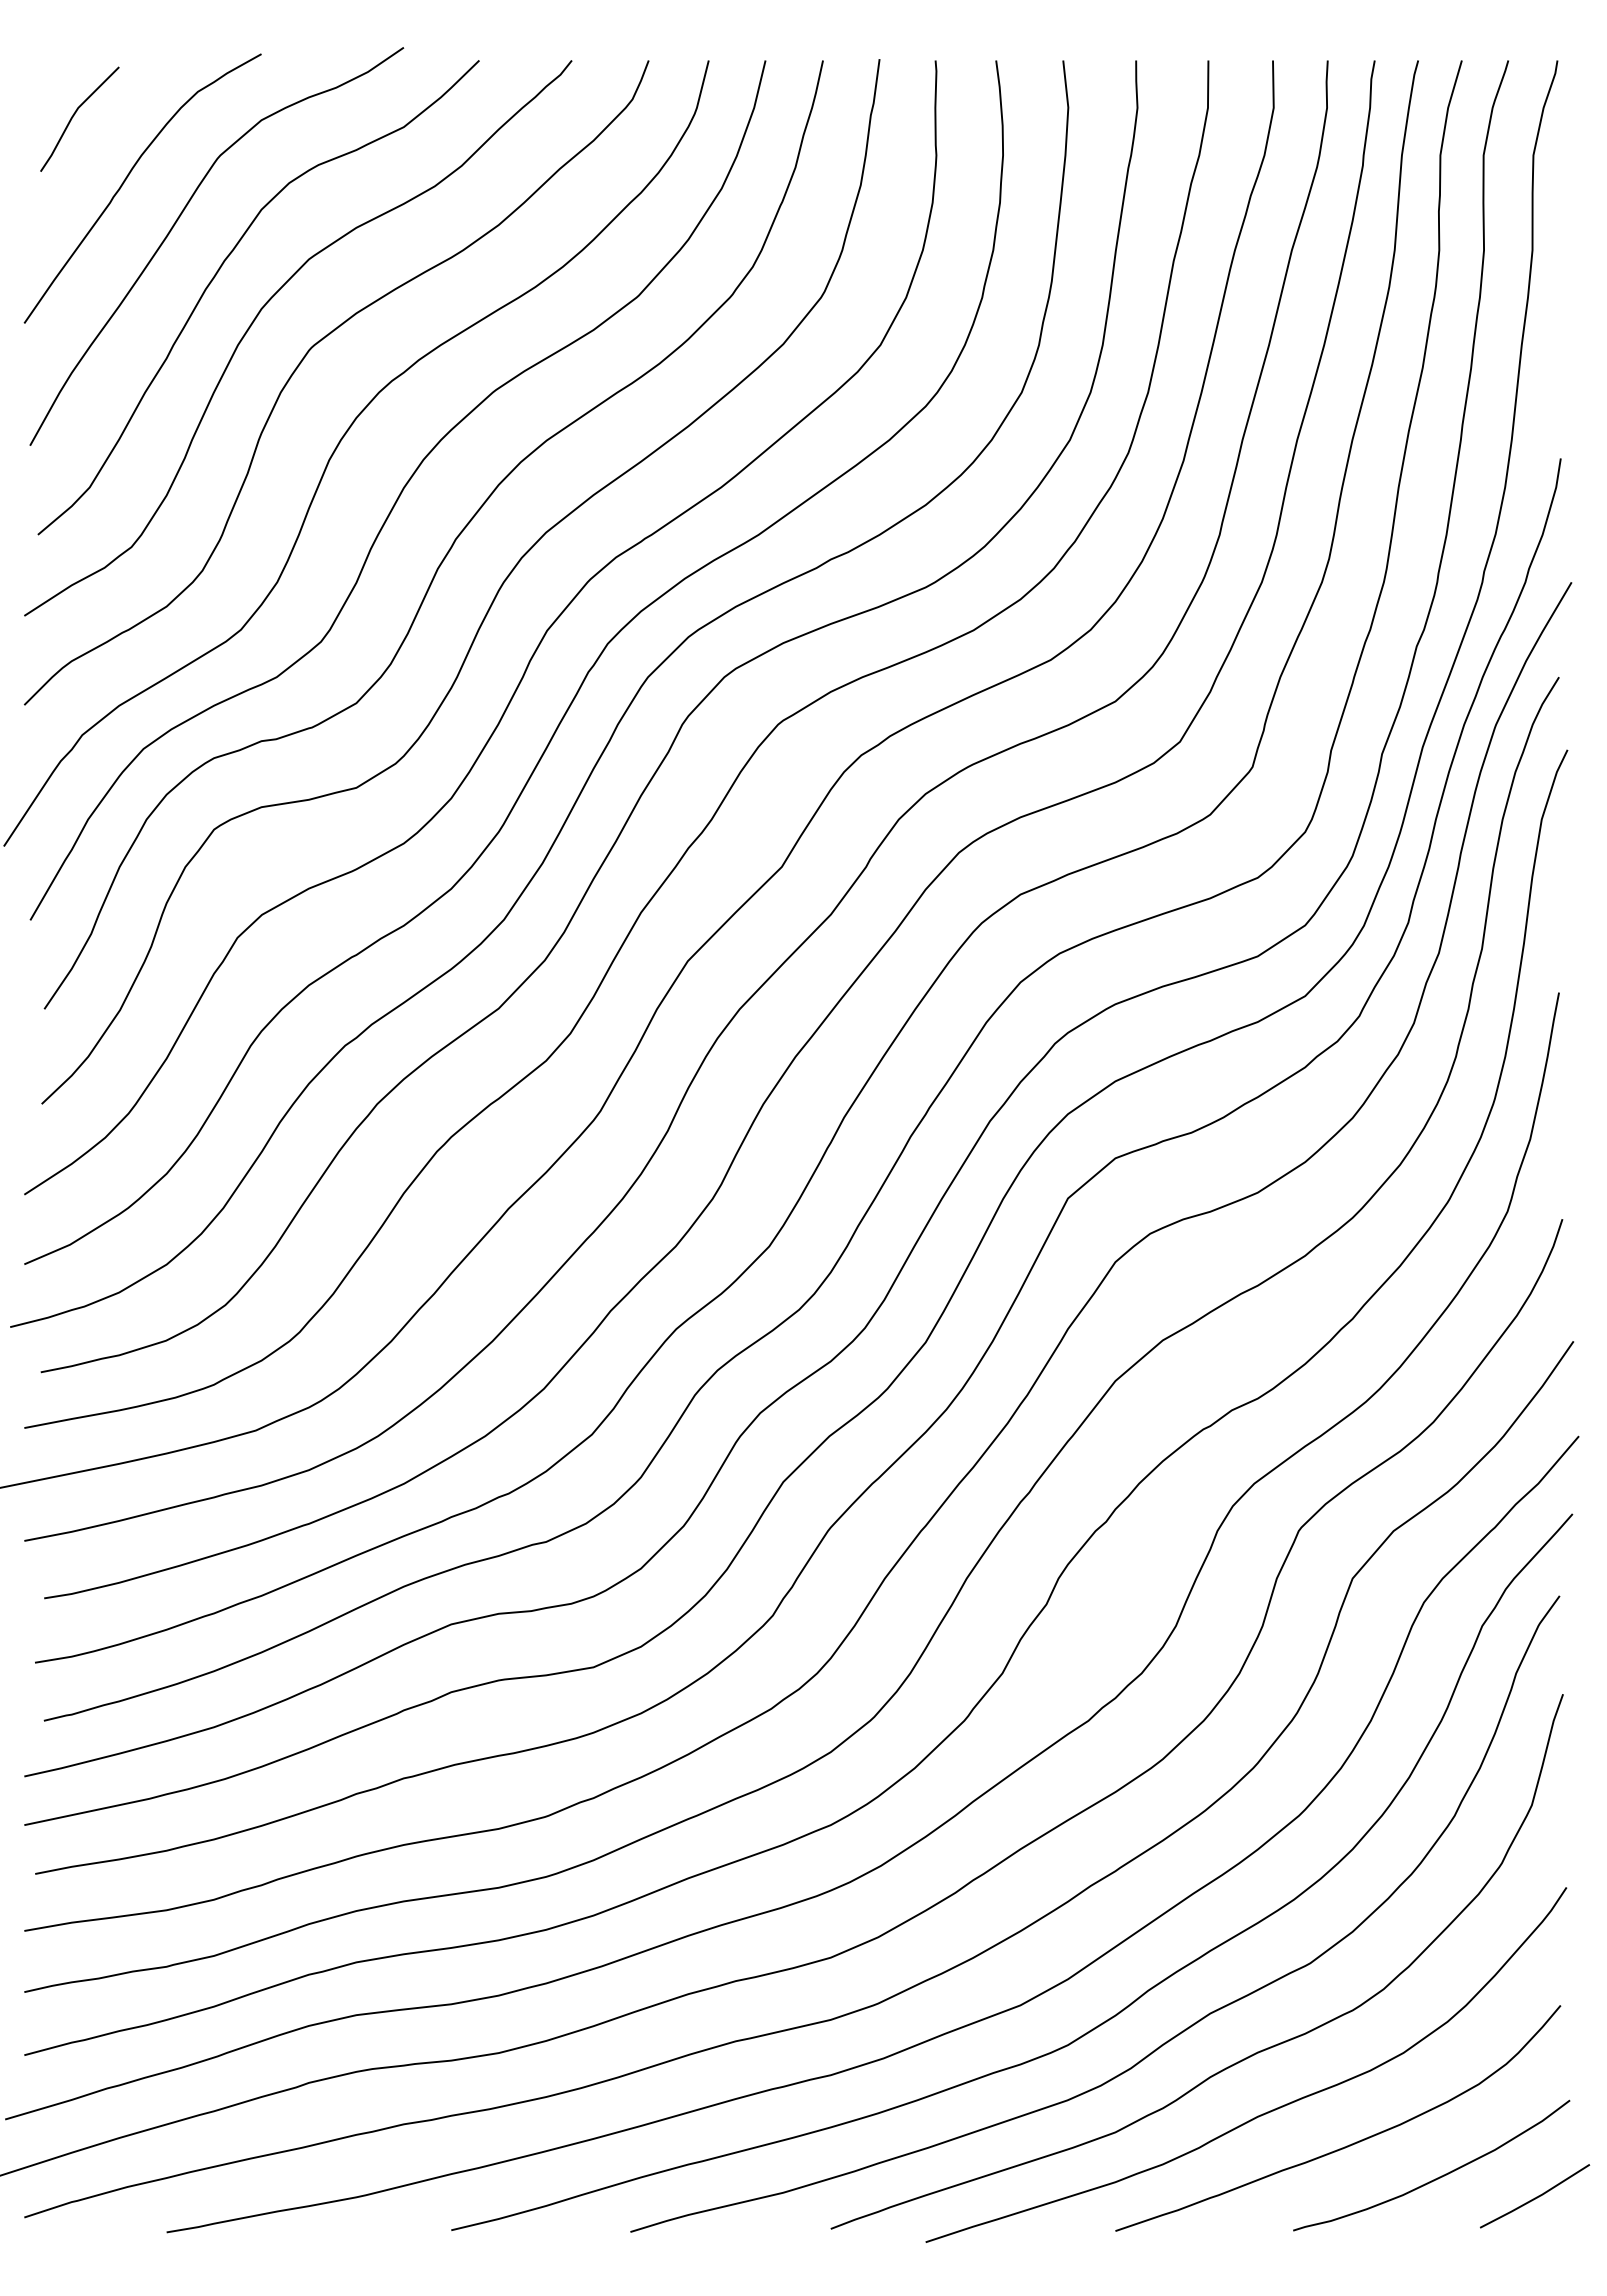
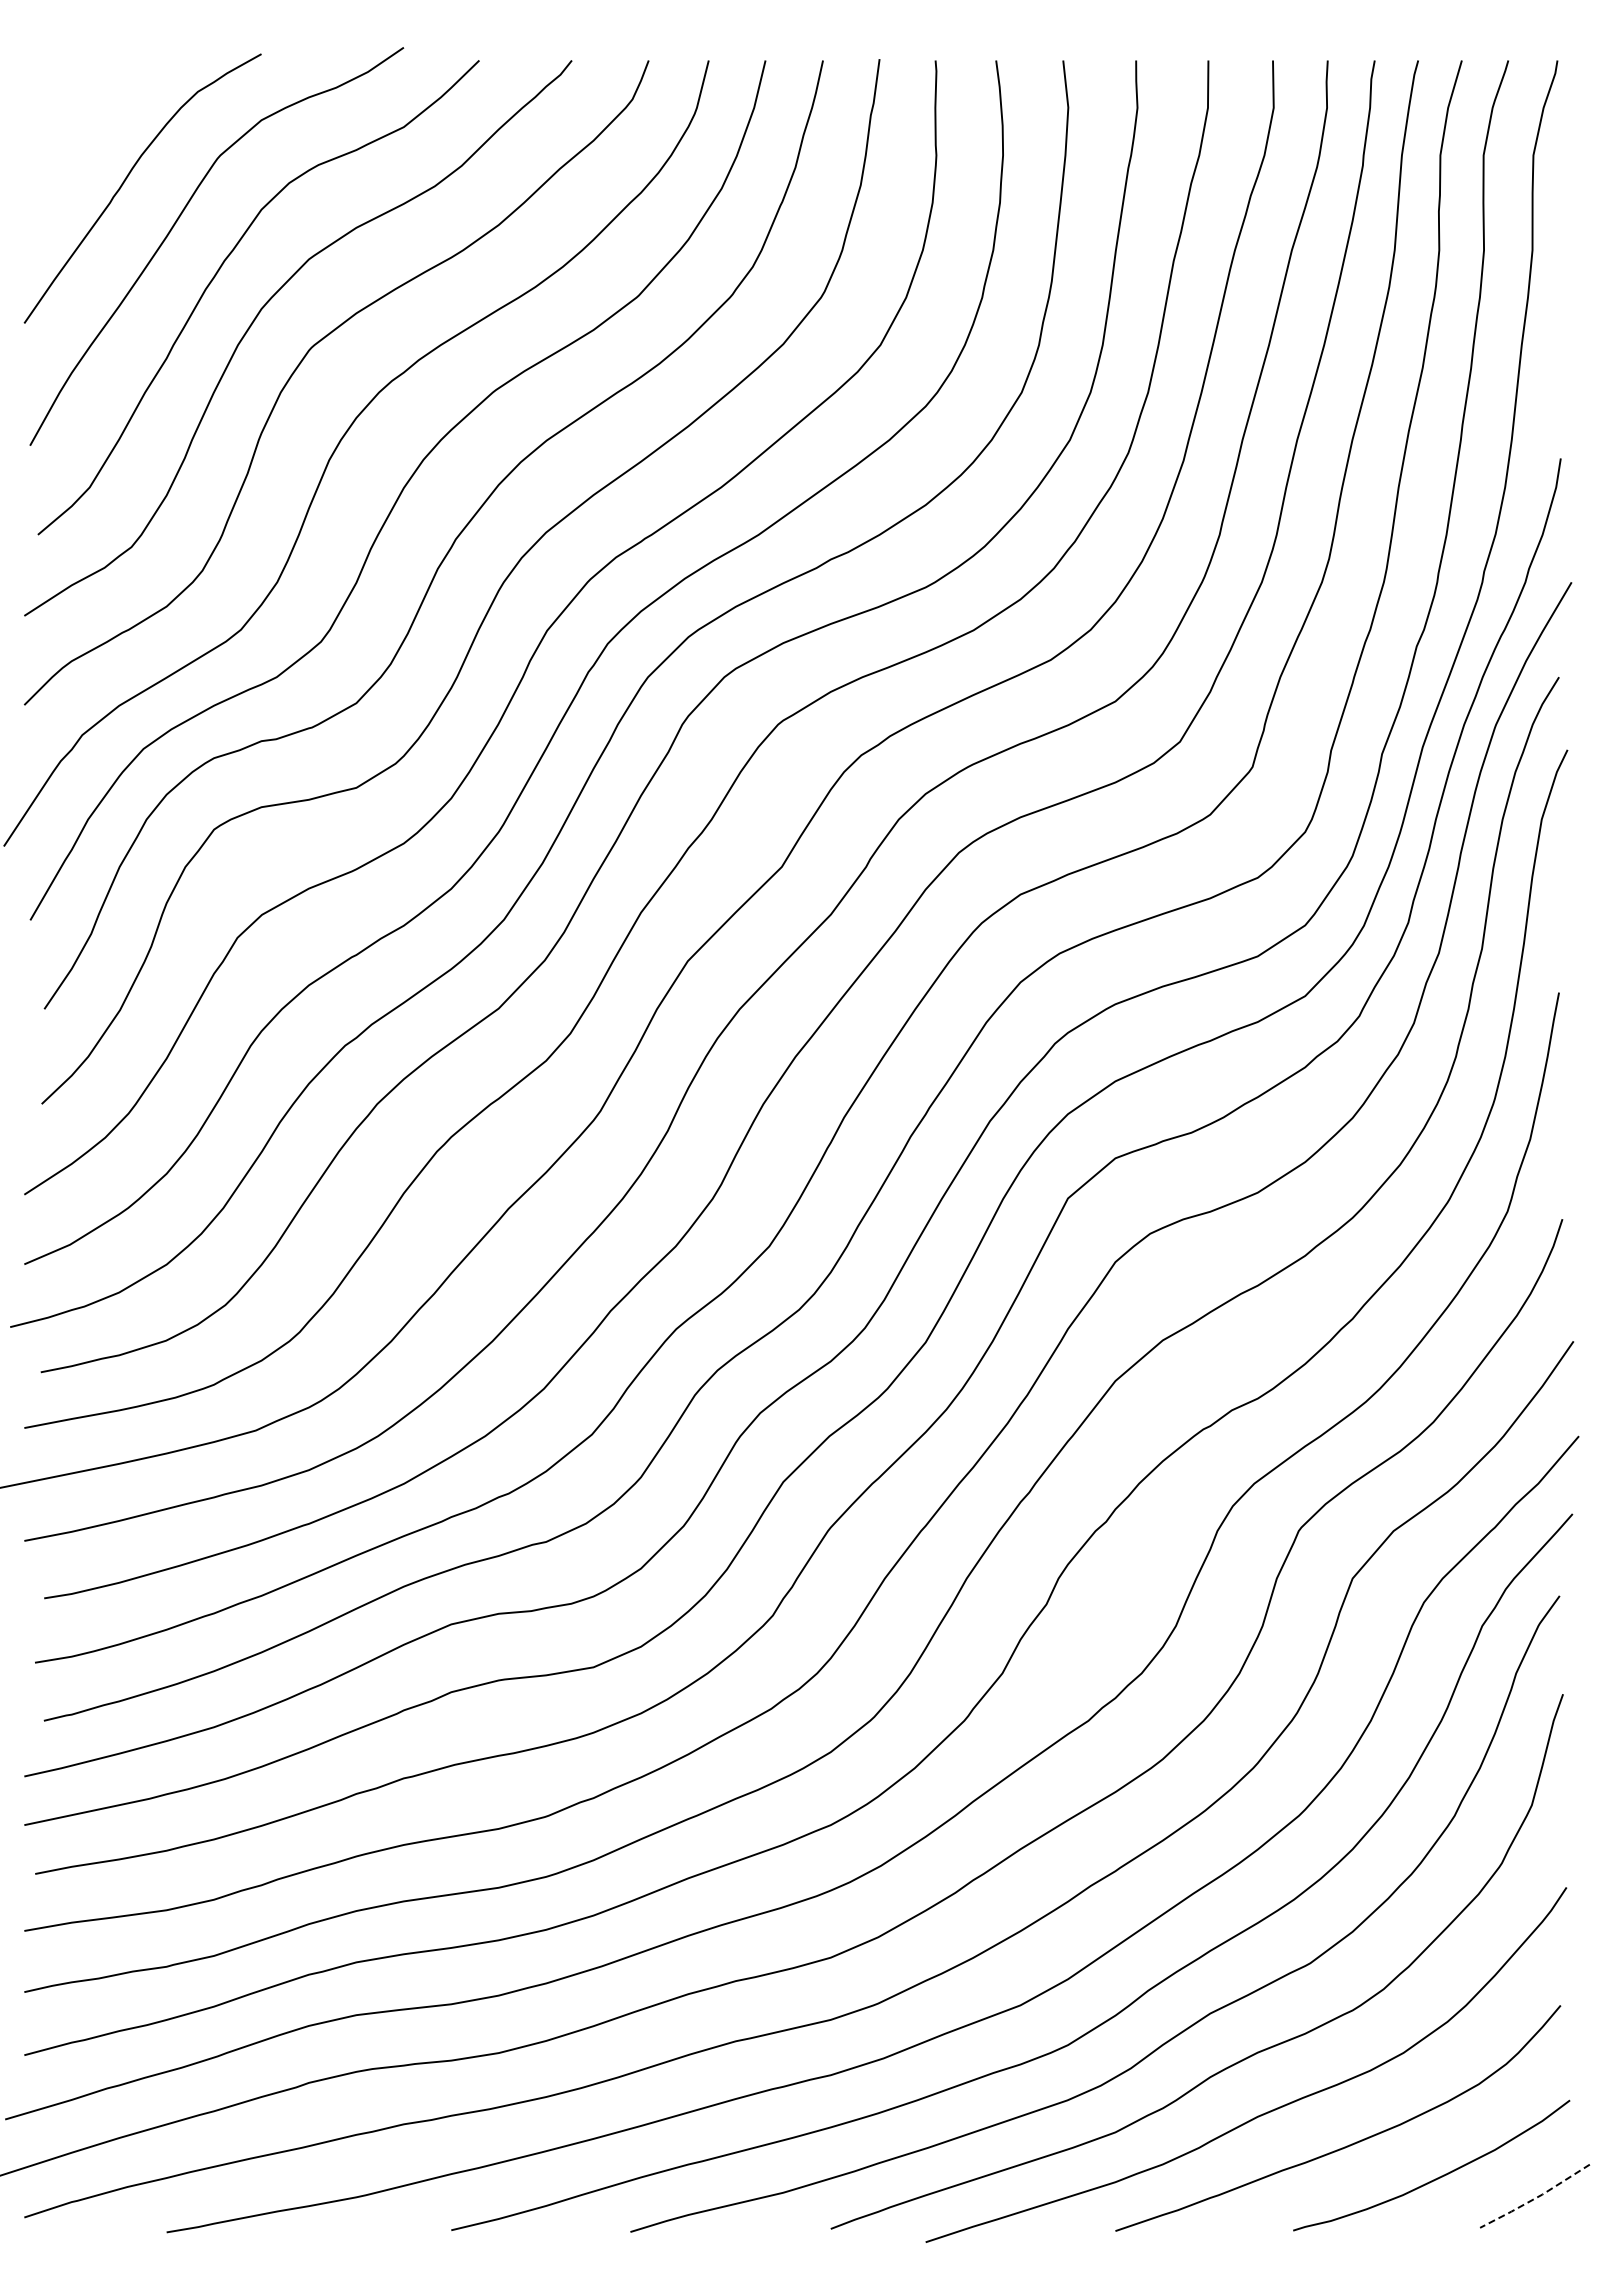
line: present -> none (75, 114)
line: solid -> dashed (1535, 2198)
